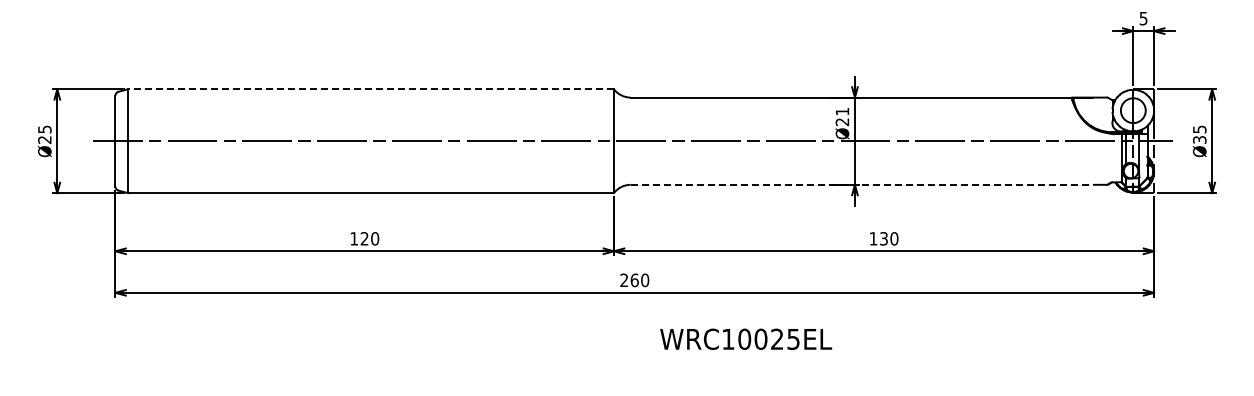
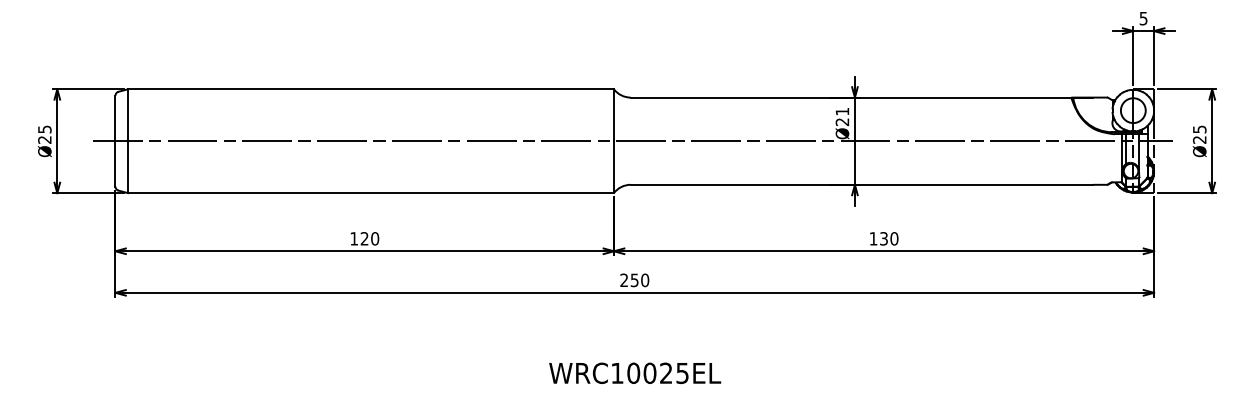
line: dashed -> solid (370, 89)
text: Ø35 -> Ø25 (1199, 139)
line: dashed -> solid (862, 184)
text: 260 -> 250 (634, 280)
text position: (746, 338) -> (635, 372) (635, 372)
